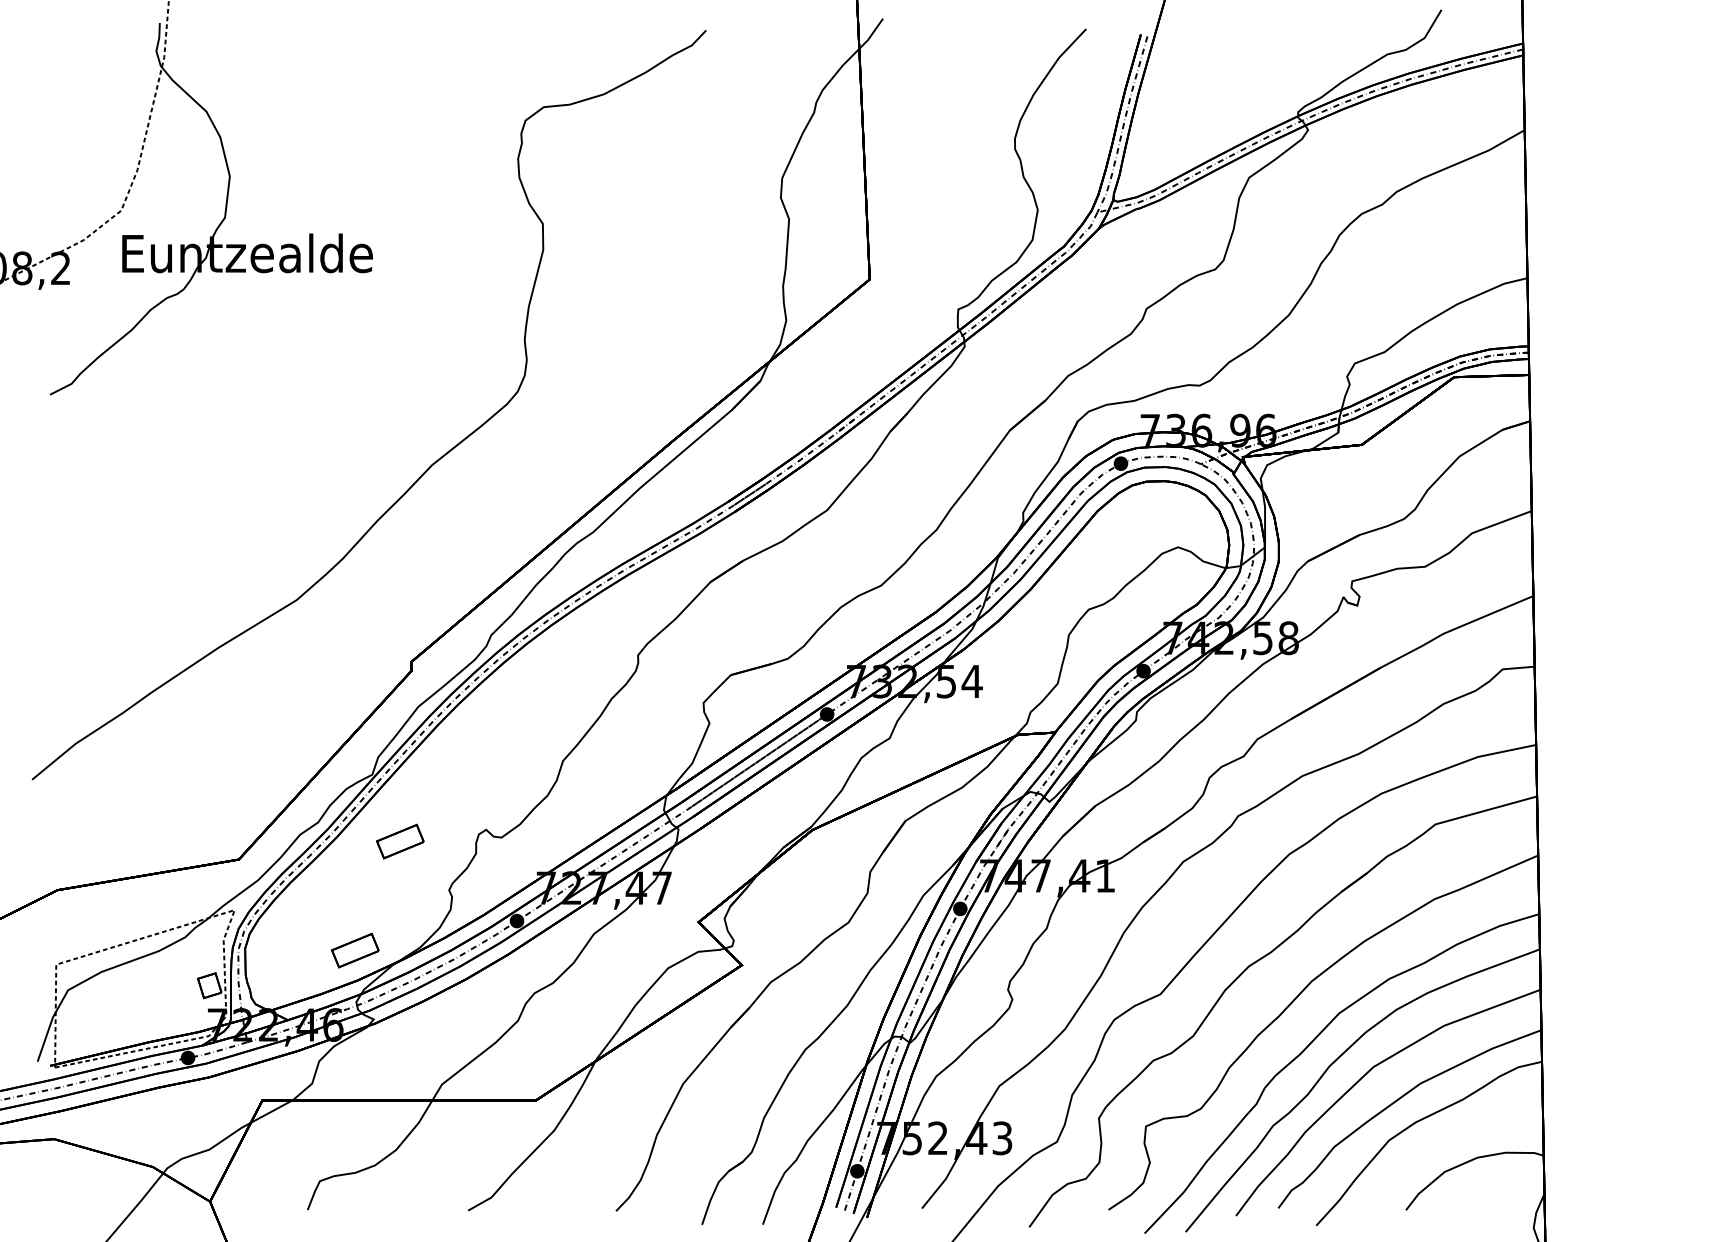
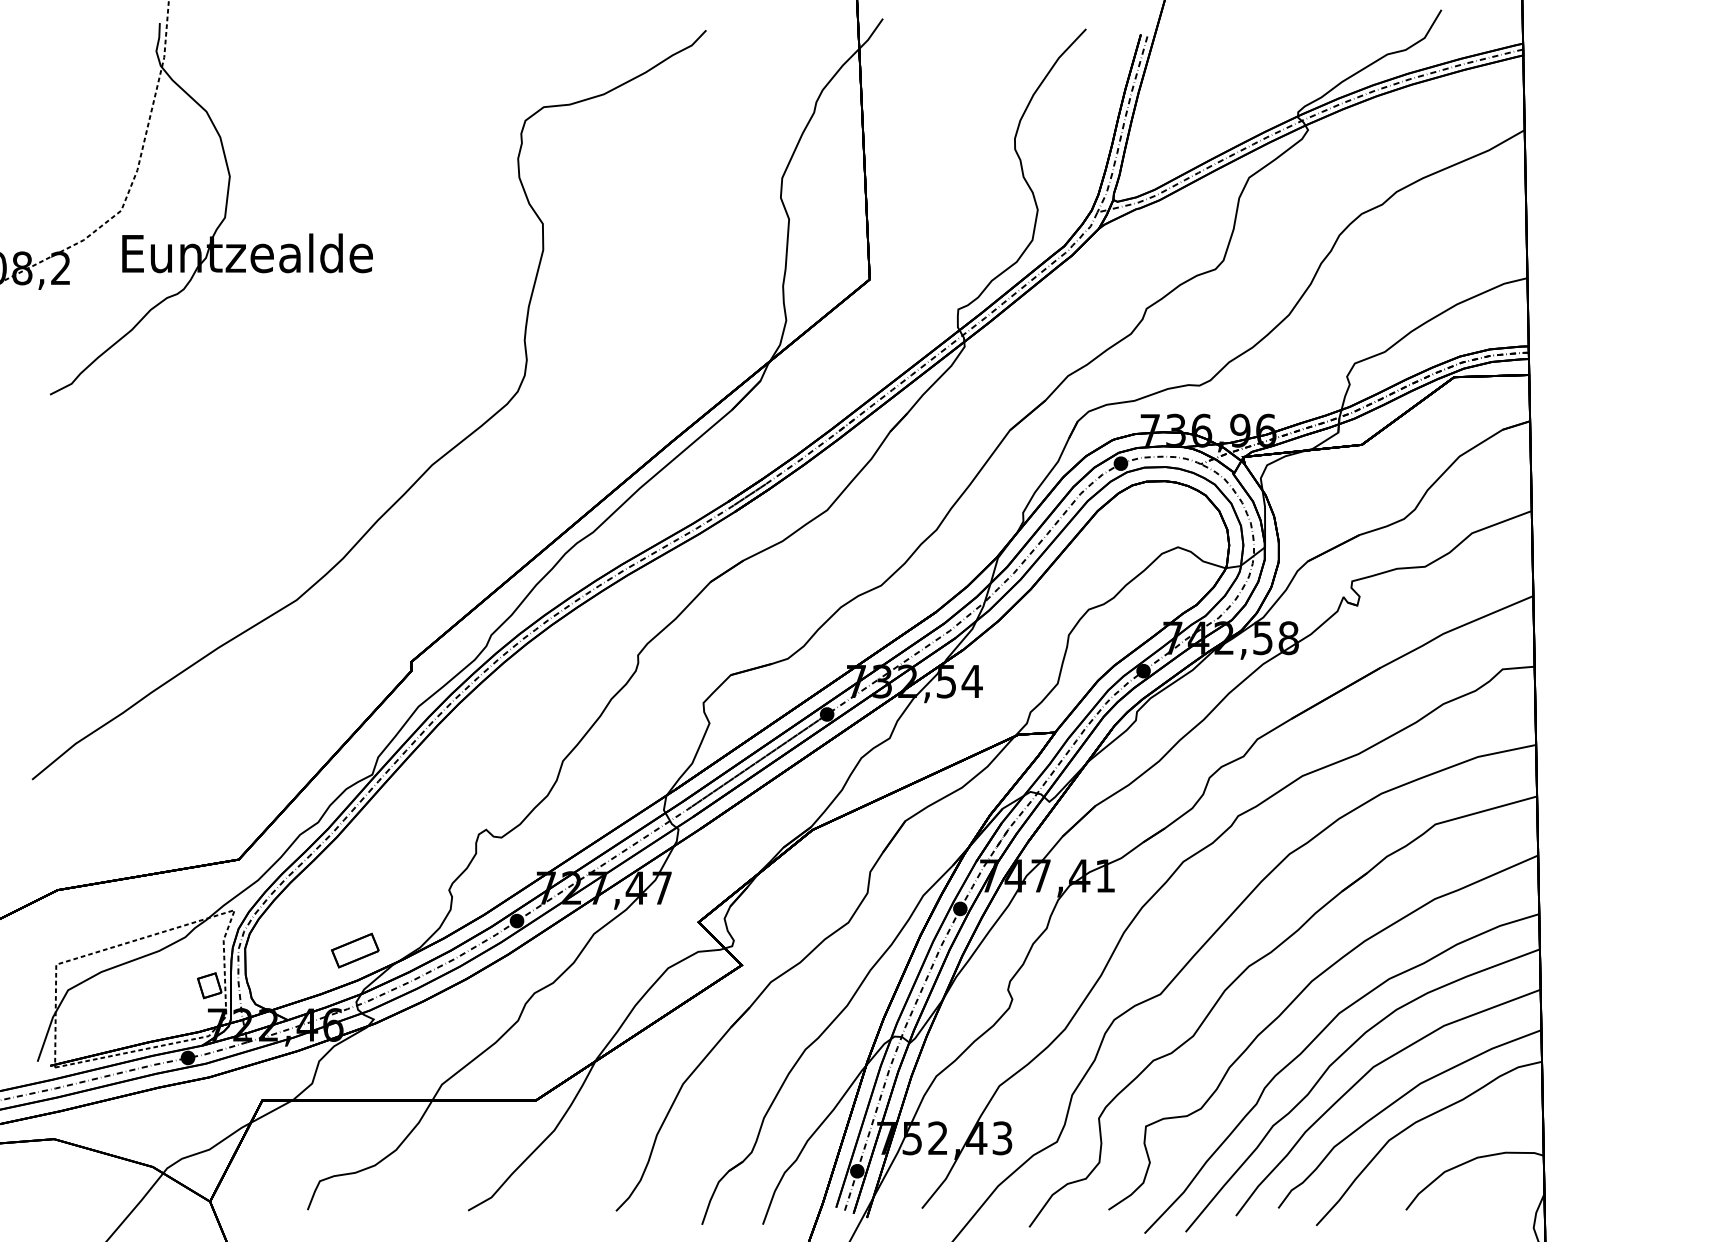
part: present -> none (400, 841)
